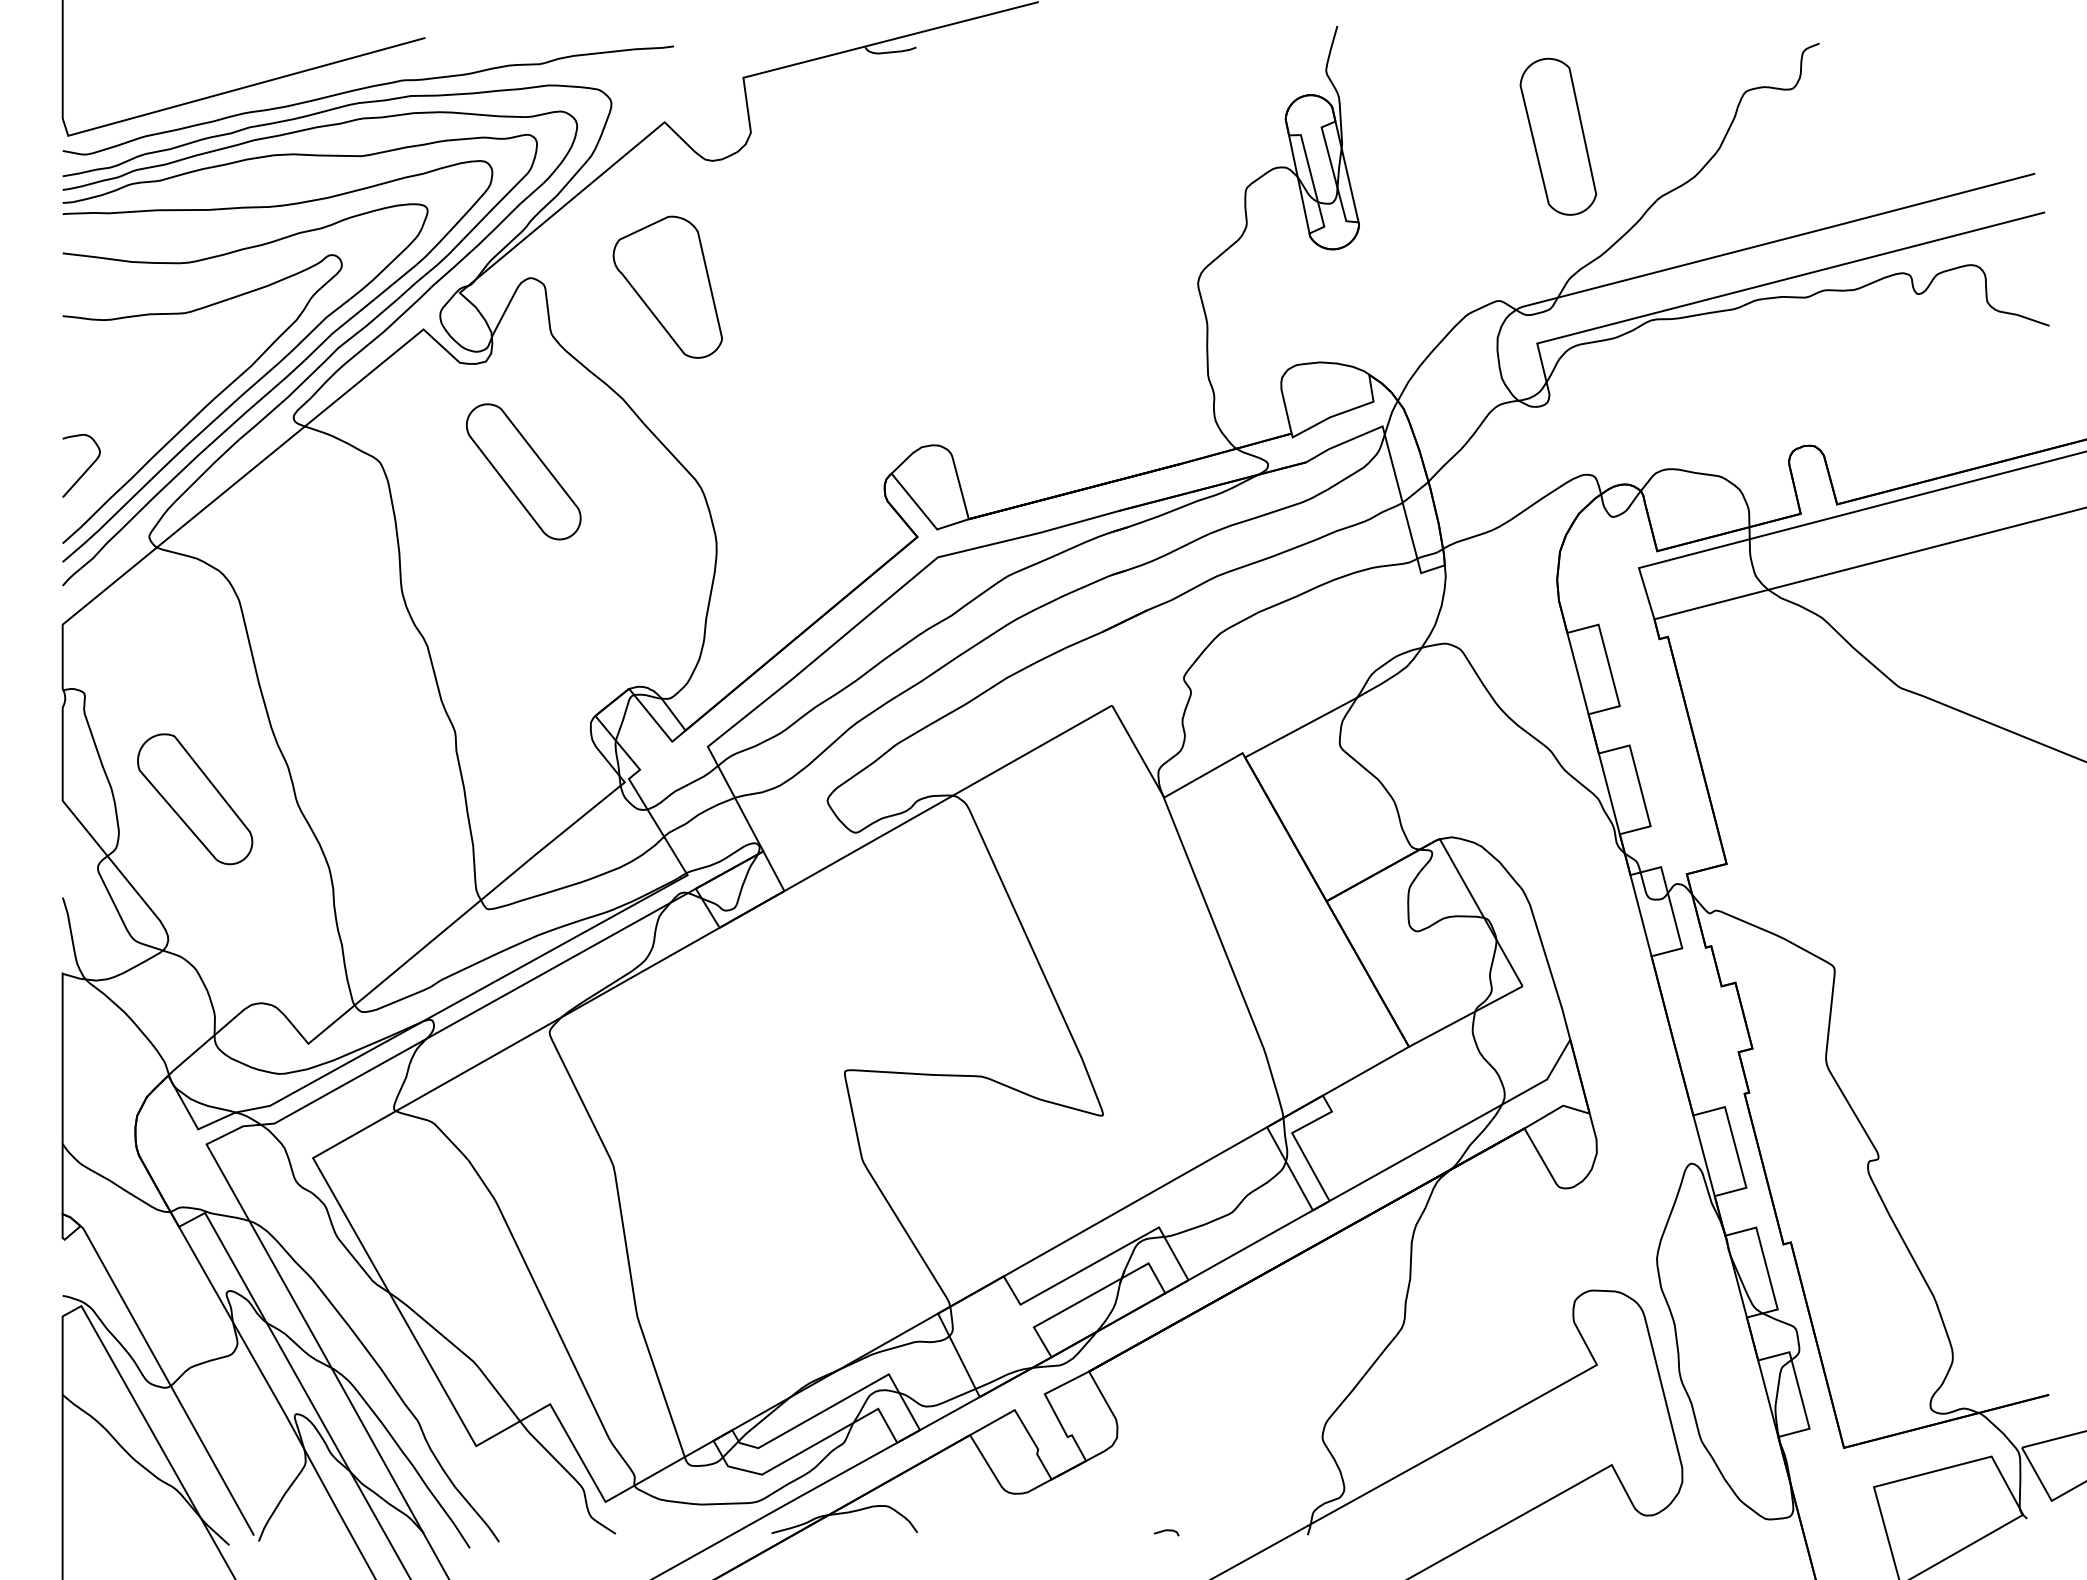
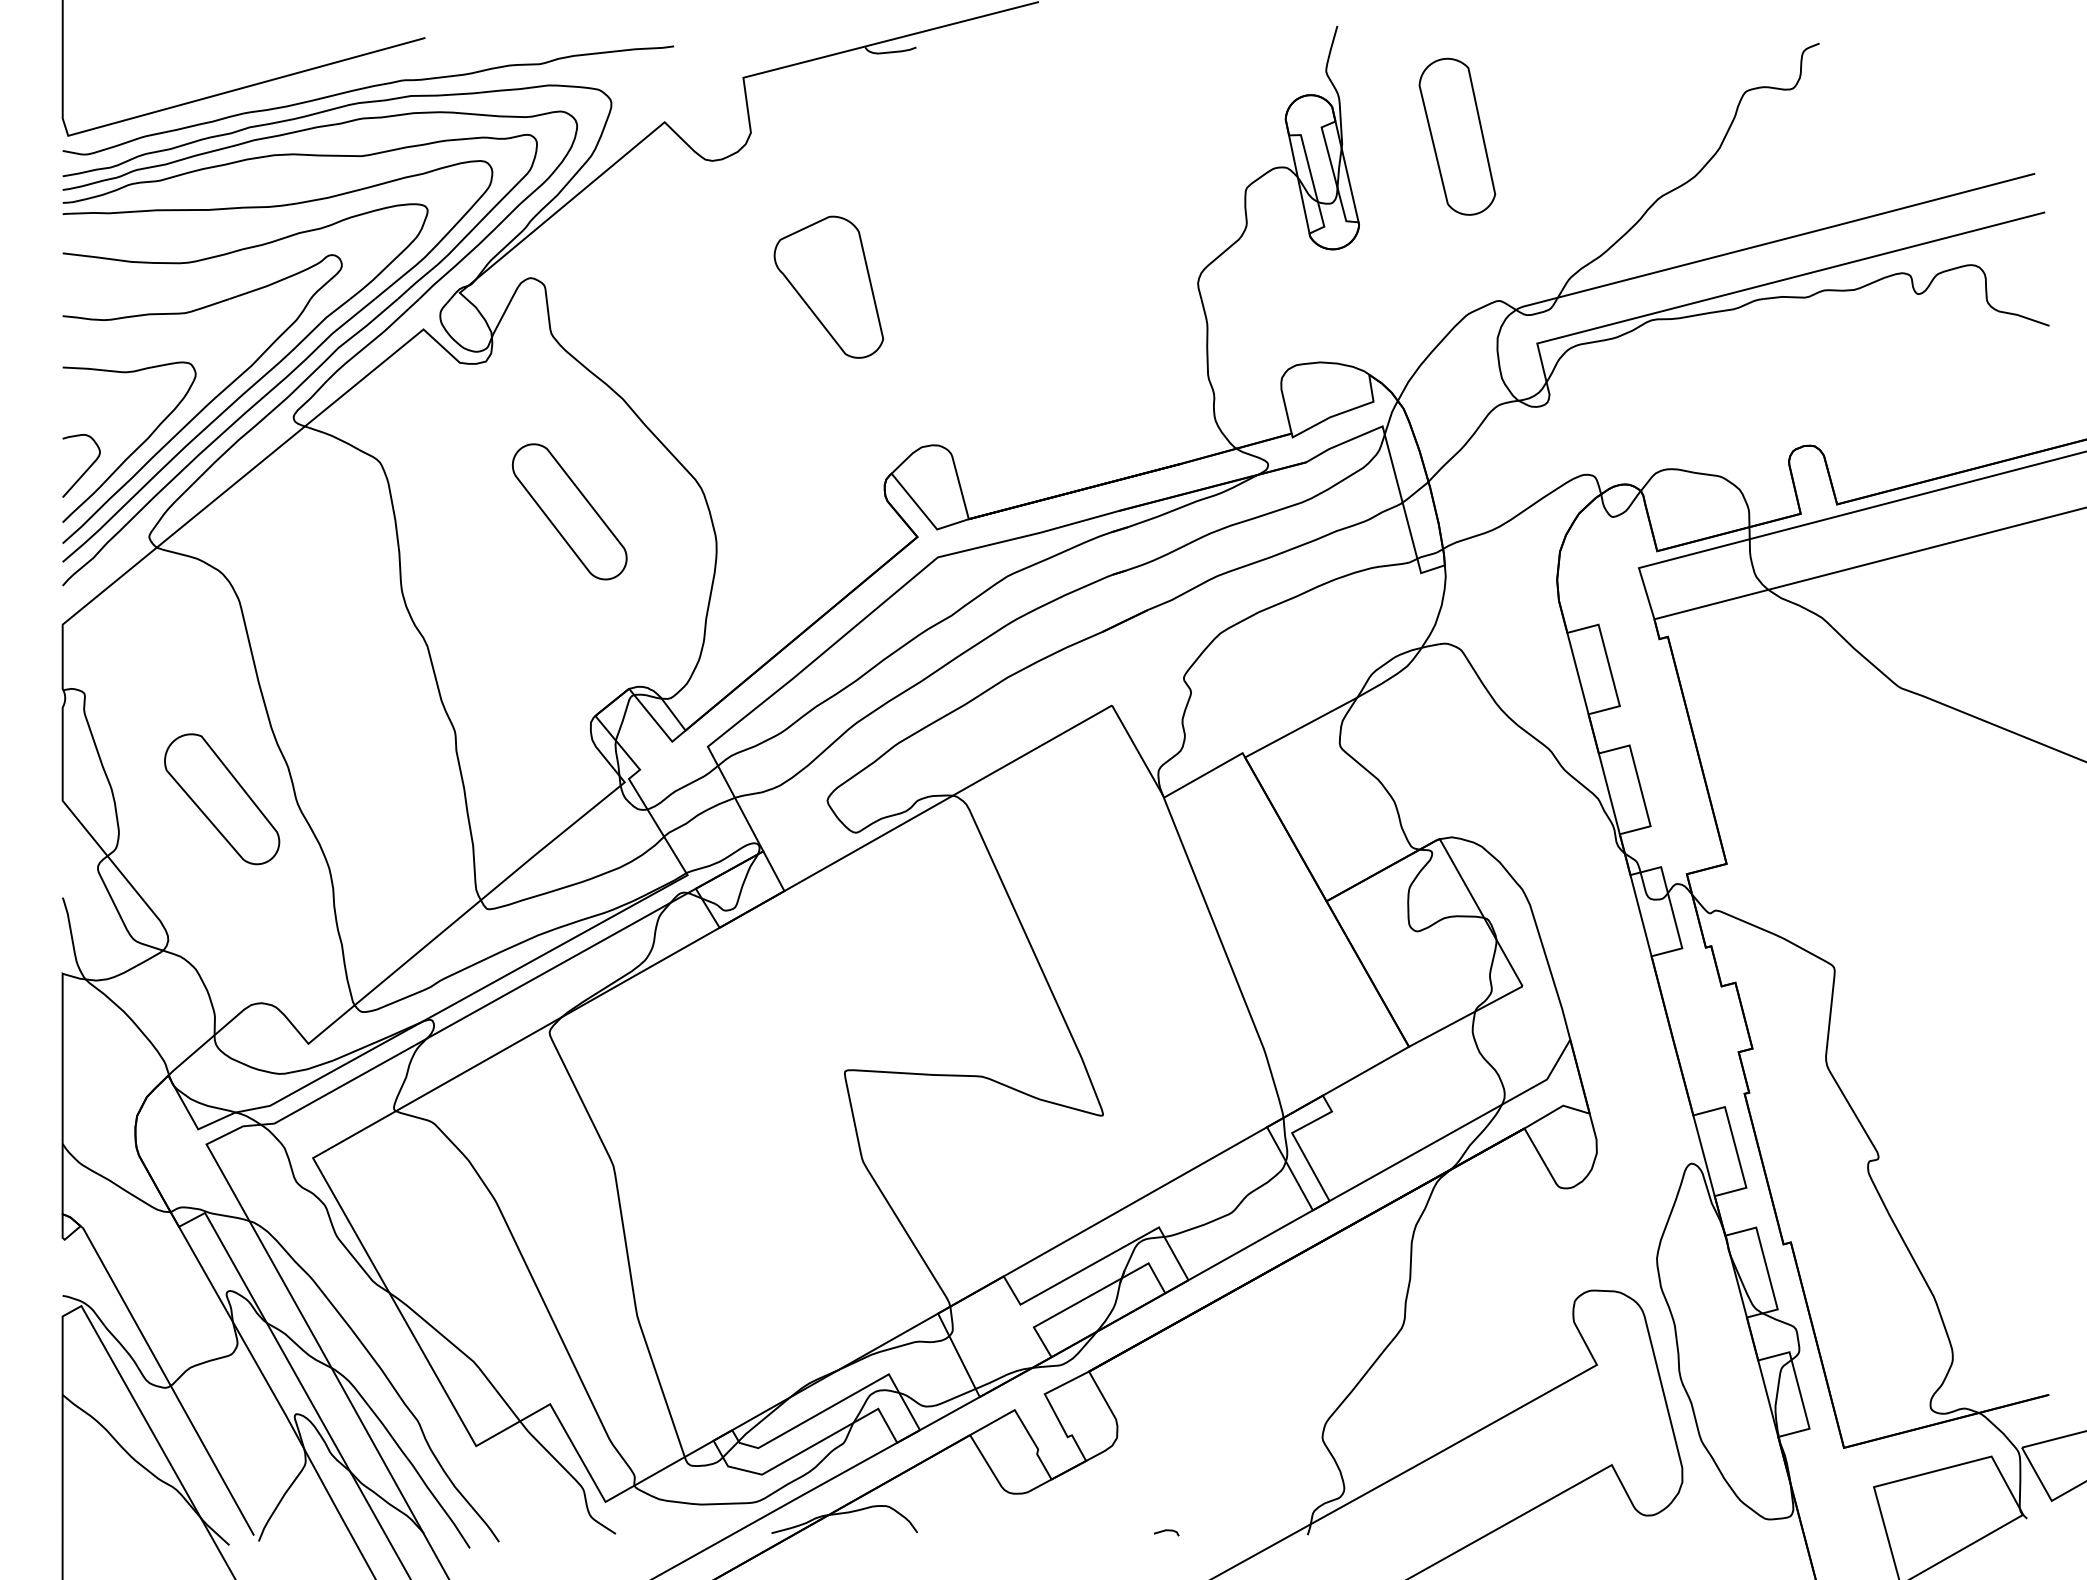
part position: (1558, 136) -> (1457, 136) (1457, 136)
part position: (667, 286) -> (828, 286) (828, 286)
curve: none -> present (136, 448)
part position: (523, 471) -> (569, 511) (569, 511)
part position: (195, 799) -> (222, 799) (222, 799)
